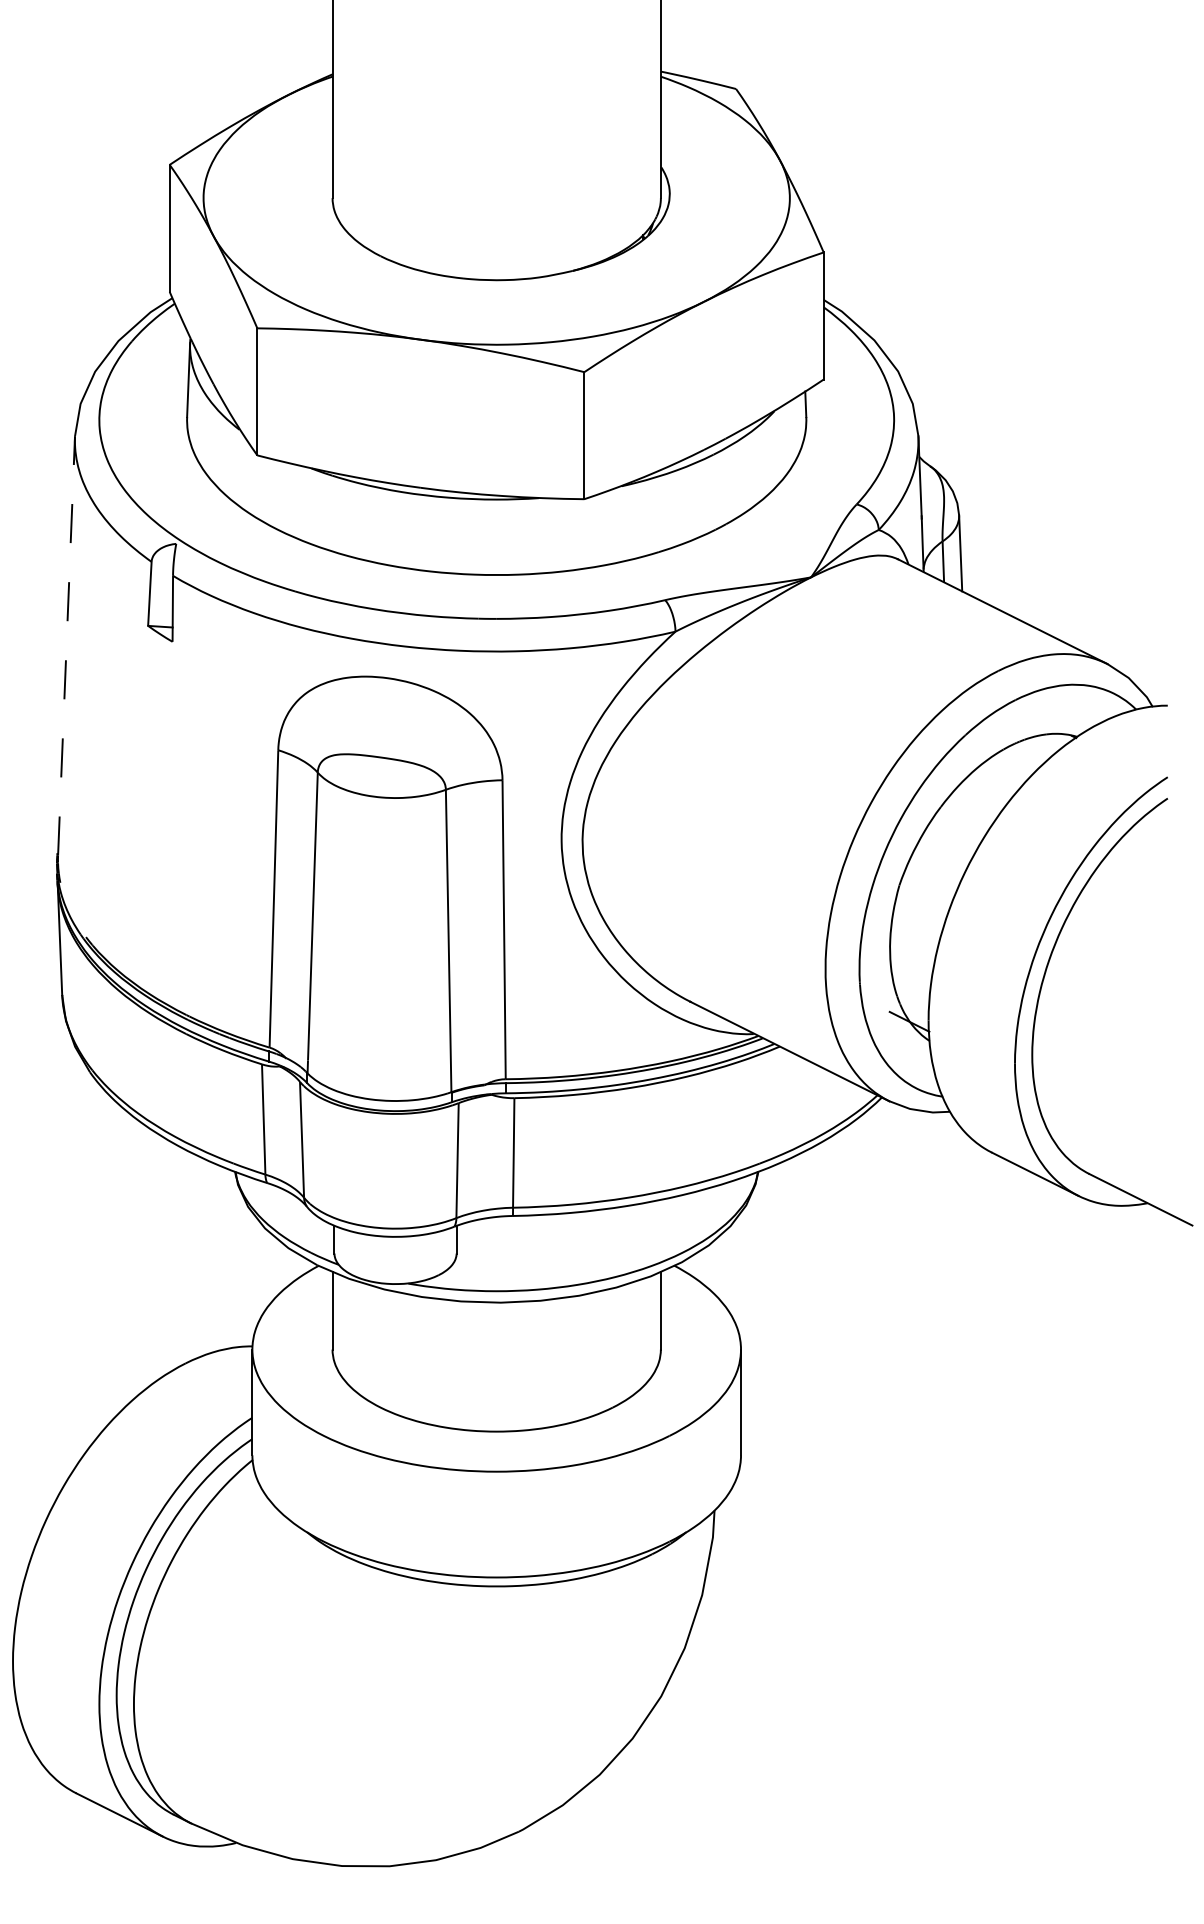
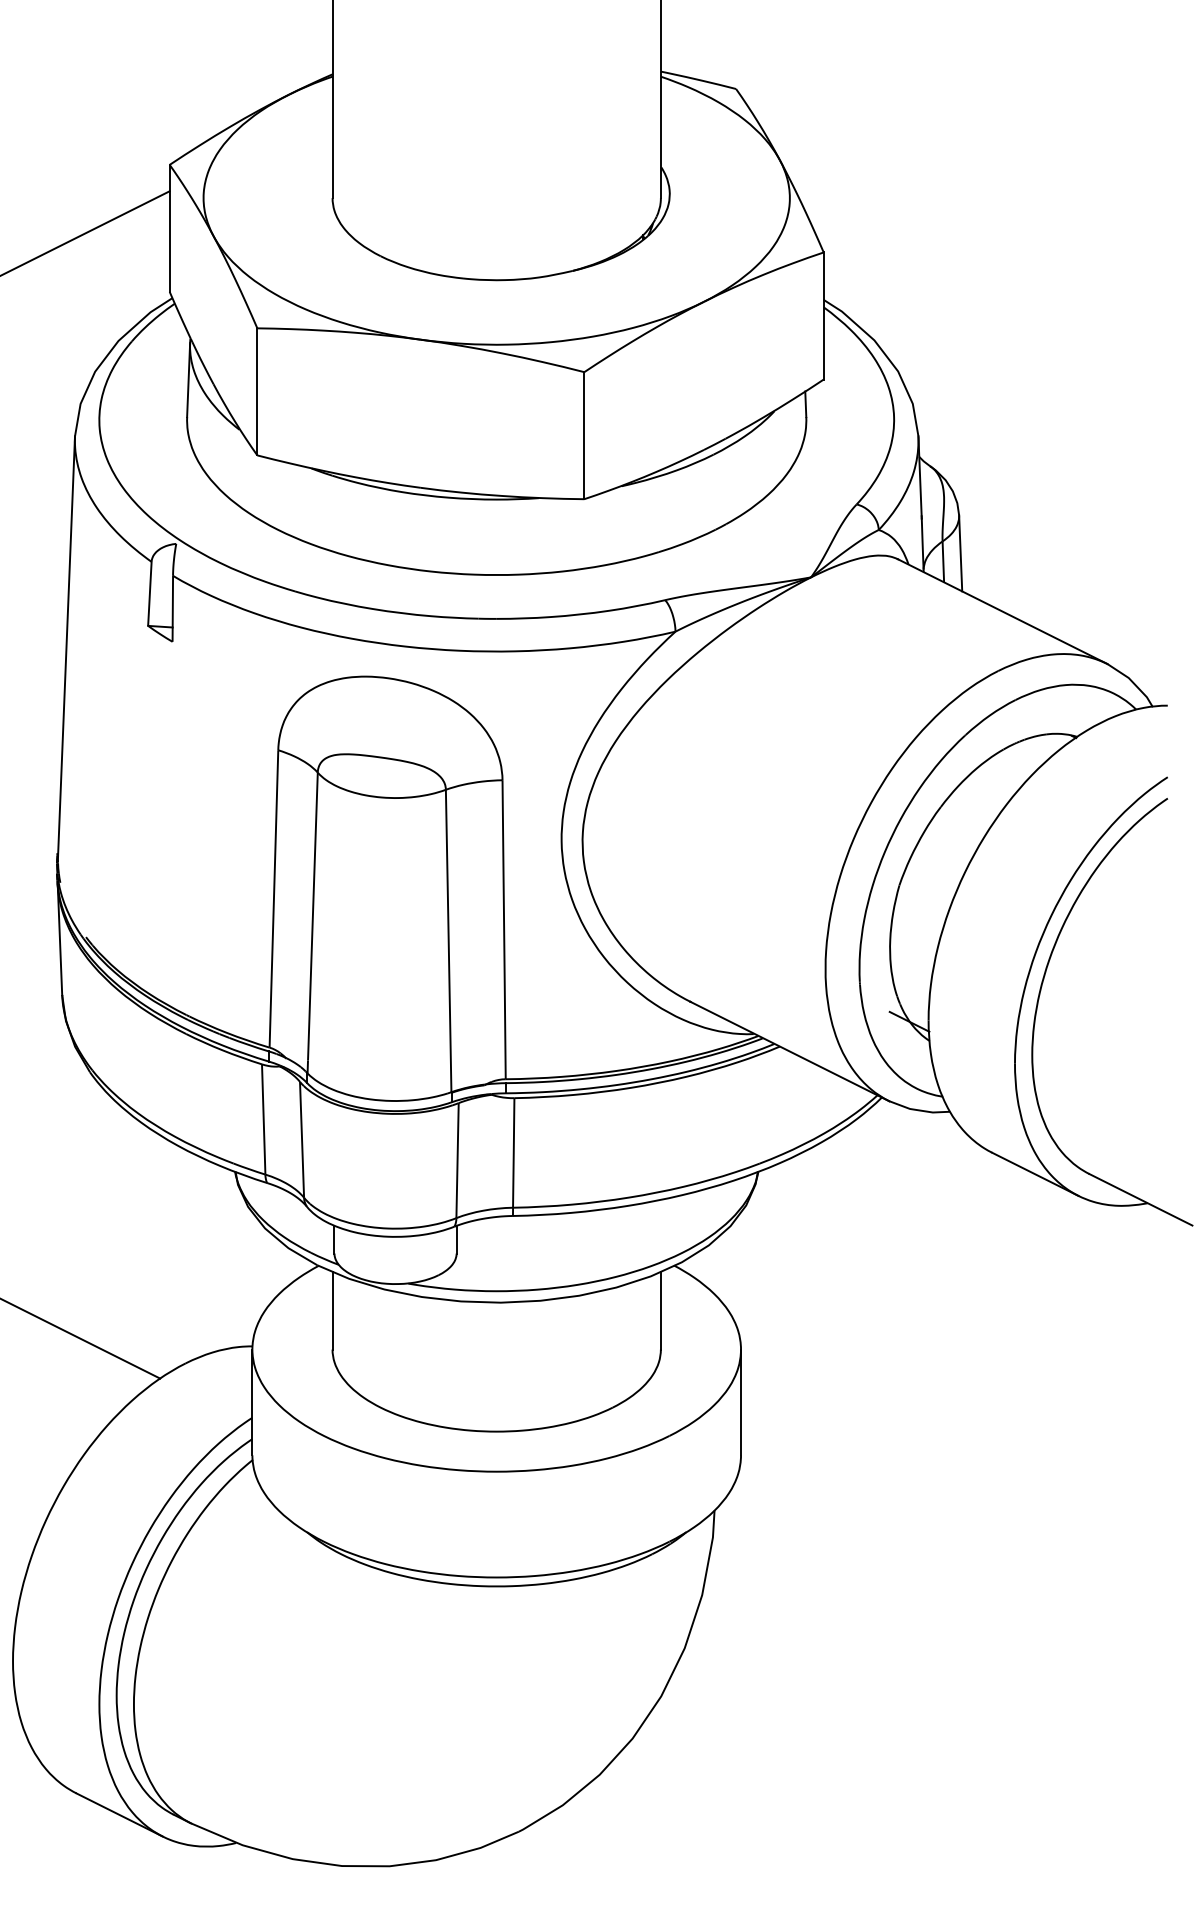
line: none -> present (85, 232)
line: dashed -> solid (66, 645)
line: none -> present (81, 1338)
